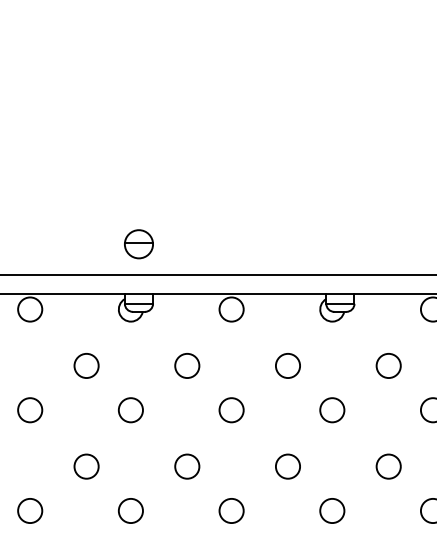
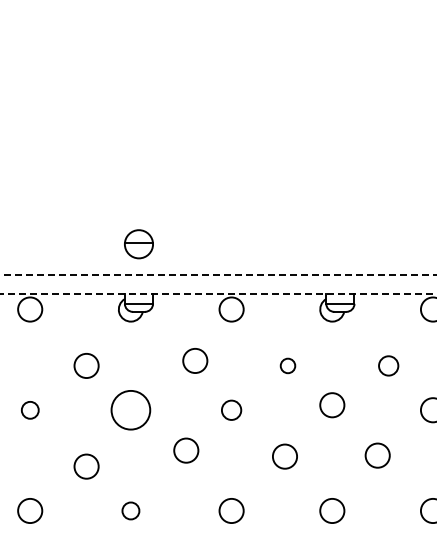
line: solid -> dashed (218, 274)
line: solid -> dashed (218, 294)
circle position: (187, 365) -> (195, 360) (195, 360)
circle size: 26x26 px -> 18x18 px (287, 365)
circle size: 27x26 px -> 22x22 px (388, 365)
circle size: 27x27 px -> 19x19 px (30, 410)
circle diameter: 24 px -> 39 px (130, 409)
circle size: 27x27 px -> 22x22 px (231, 409)
circle position: (332, 410) -> (332, 405) (332, 405)
circle position: (187, 466) -> (186, 450) (186, 450)
circle position: (287, 466) -> (284, 456) (284, 456)
circle position: (388, 466) -> (377, 455) (377, 455)
circle size: 26x26 px -> 20x20 px (130, 510)
